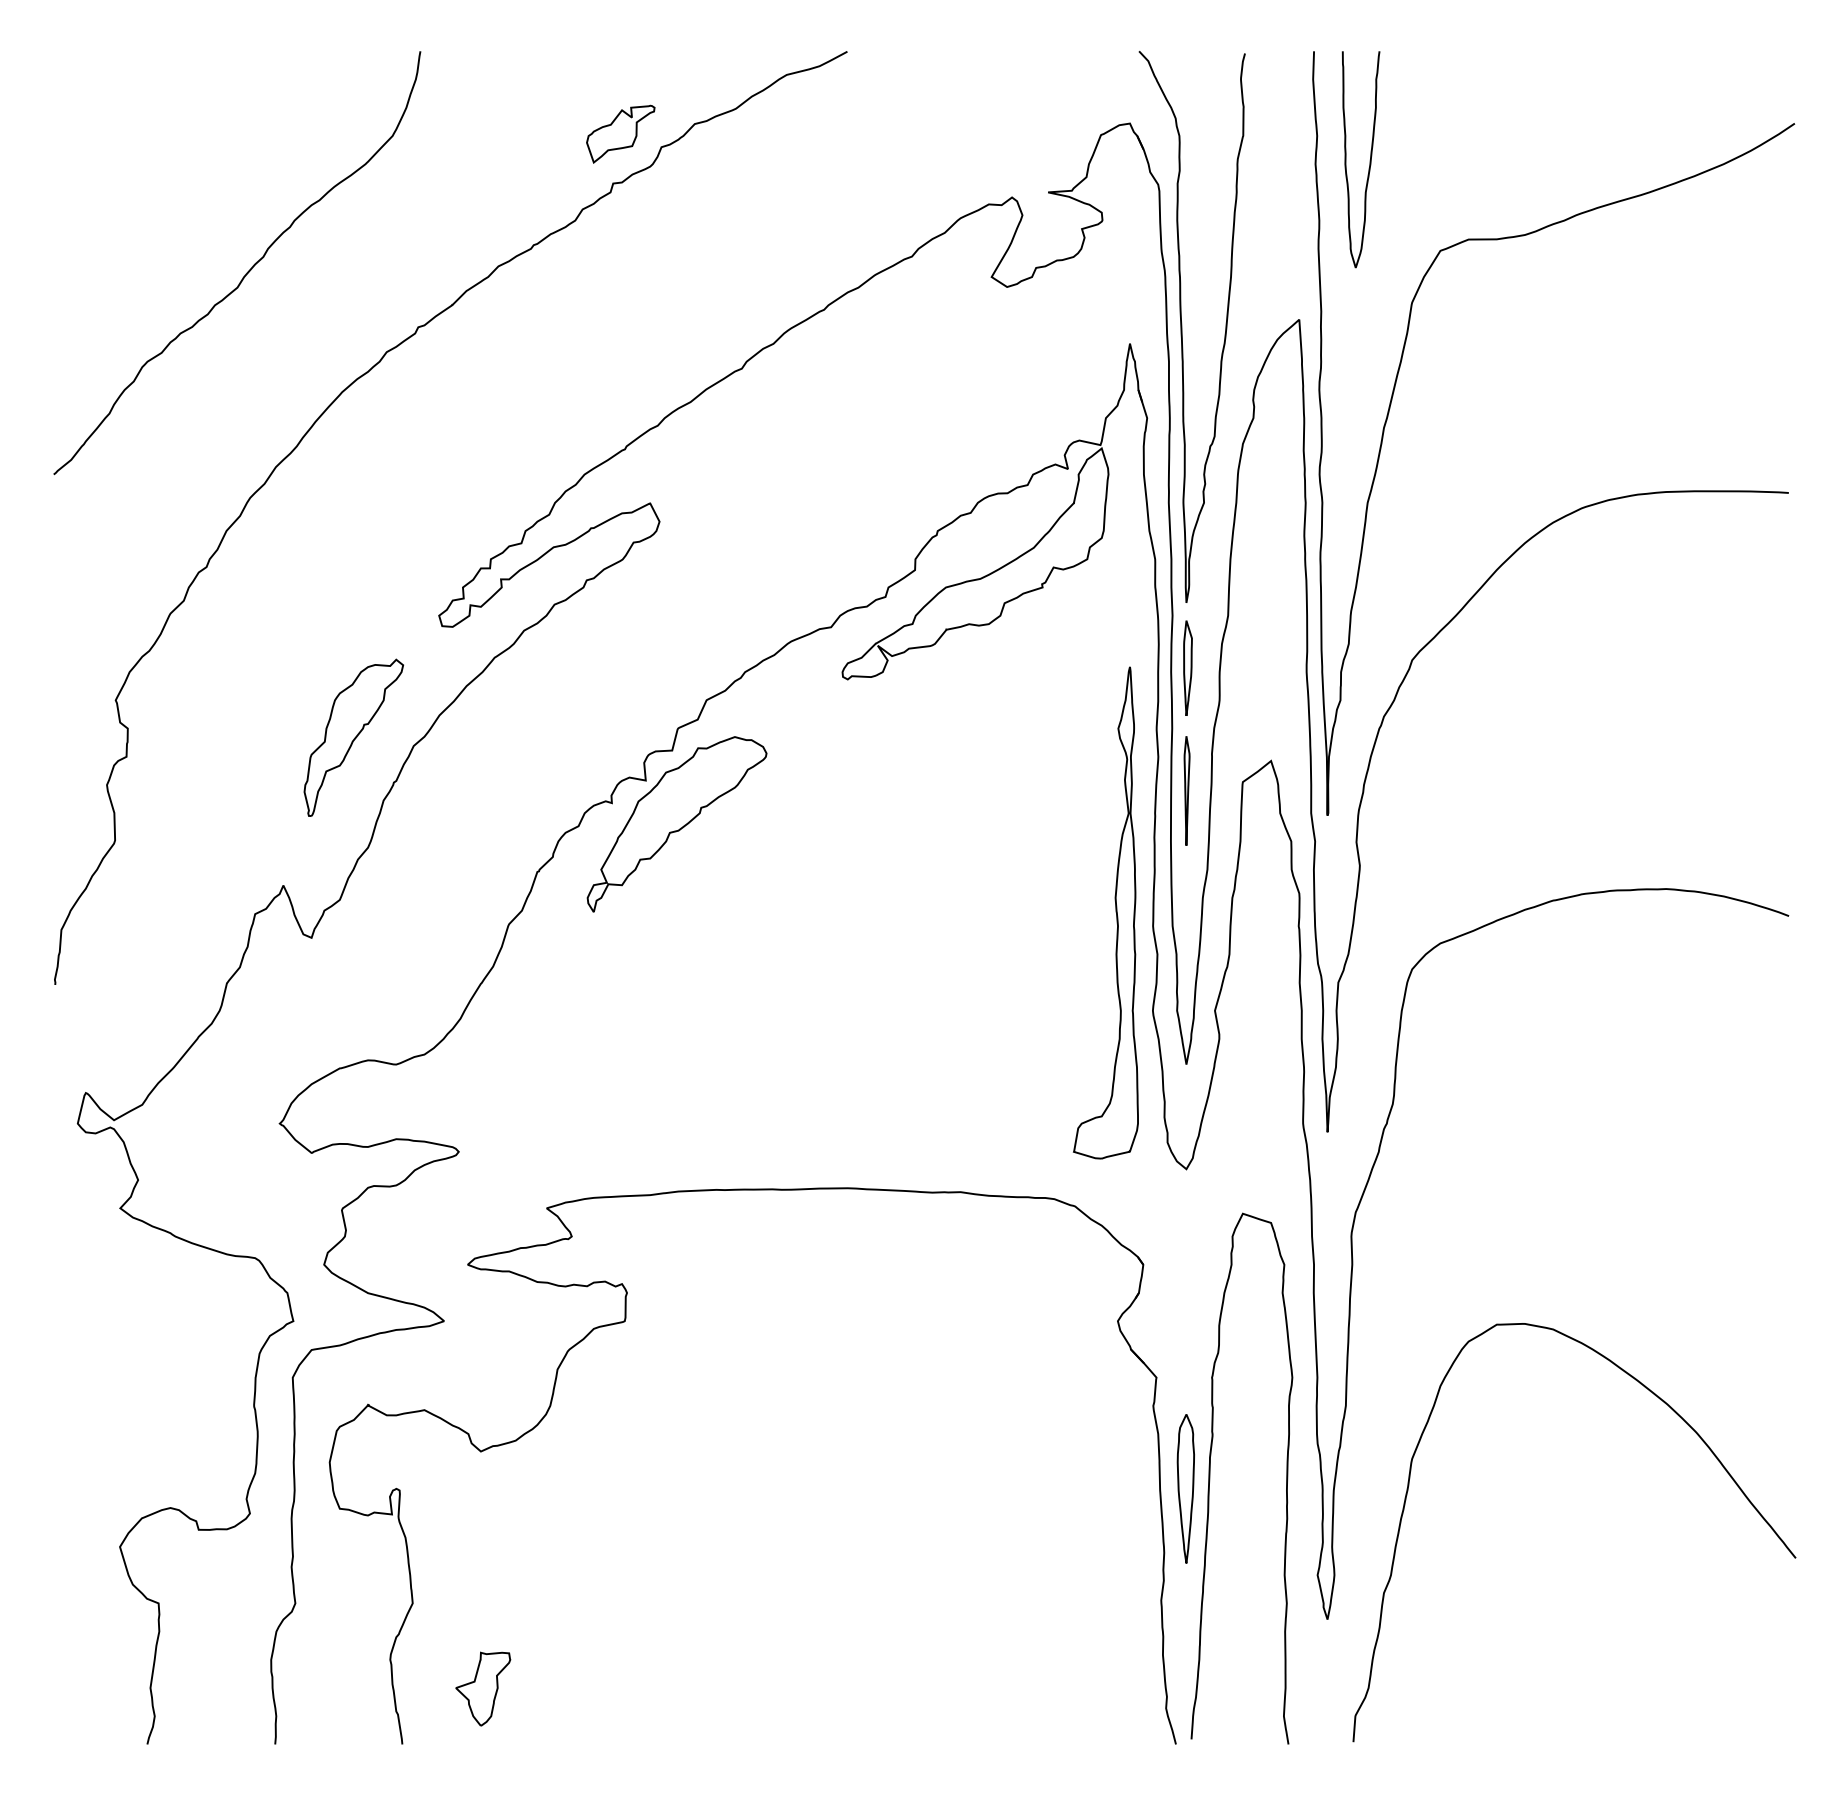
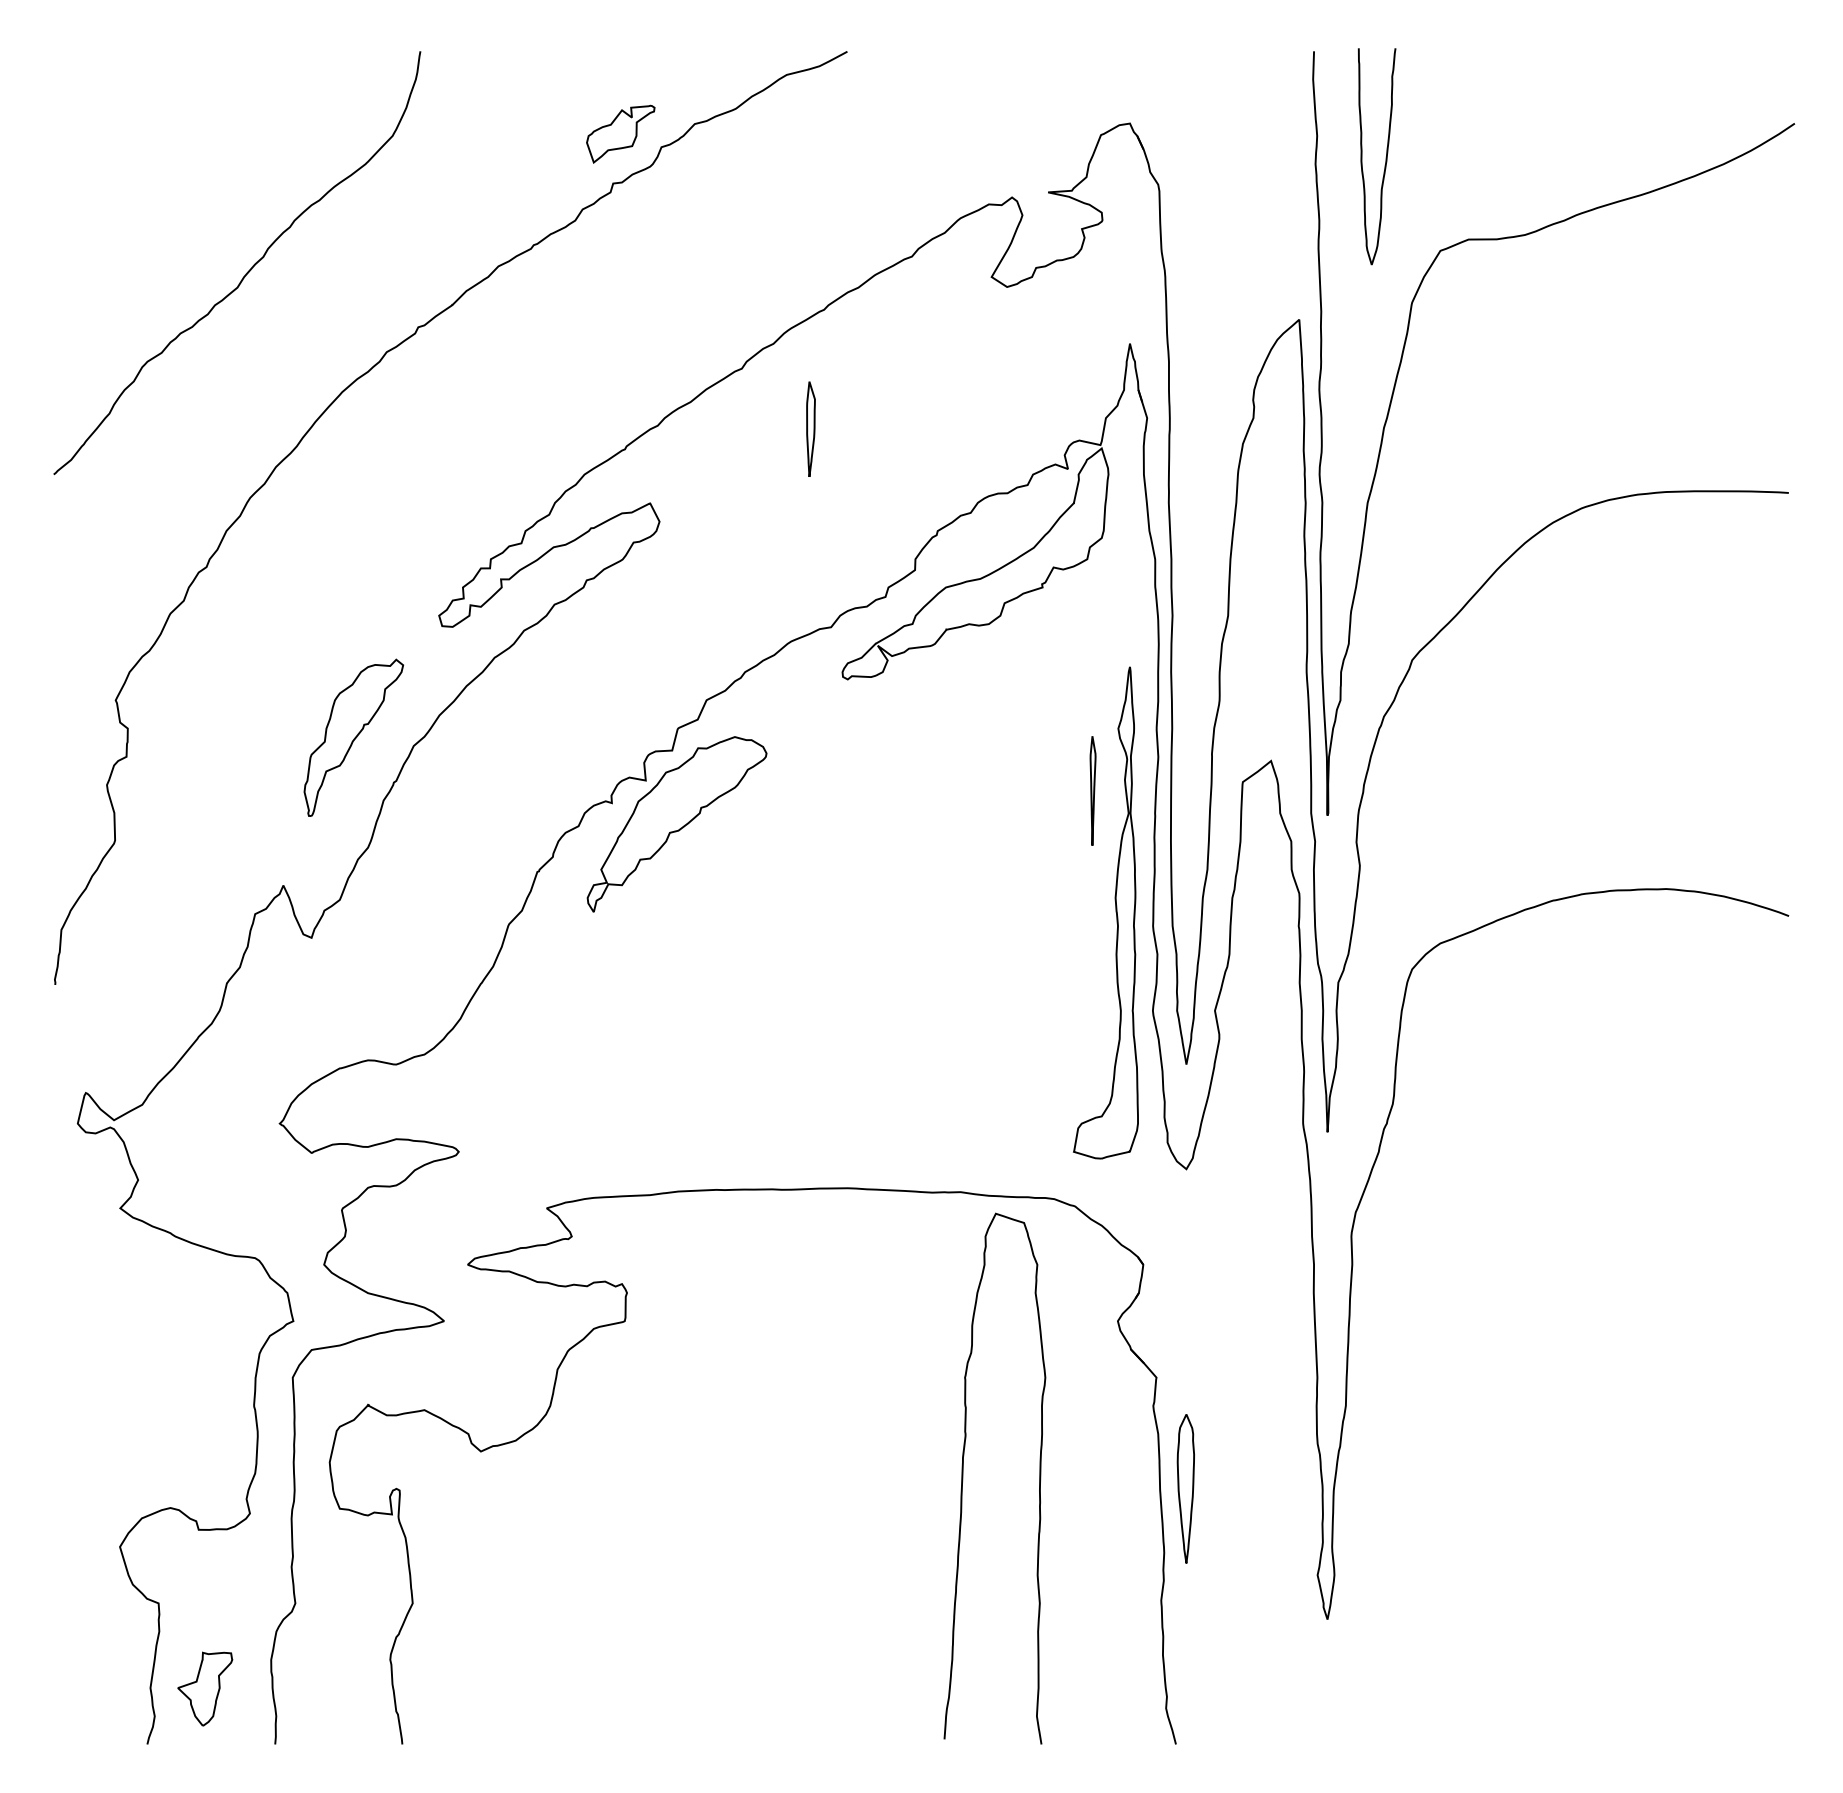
curve position: (1369, 160) -> (1385, 157) (1385, 157)
curve: present -> none (1182, 326)
part position: (1187, 667) -> (810, 428) (810, 428)
part position: (1186, 790) -> (1092, 790) (1092, 790)
curve: present -> none (1680, 1418)
curve position: (1210, 1478) -> (963, 1478) (963, 1478)
part position: (483, 1688) -> (205, 1688) (205, 1688)
